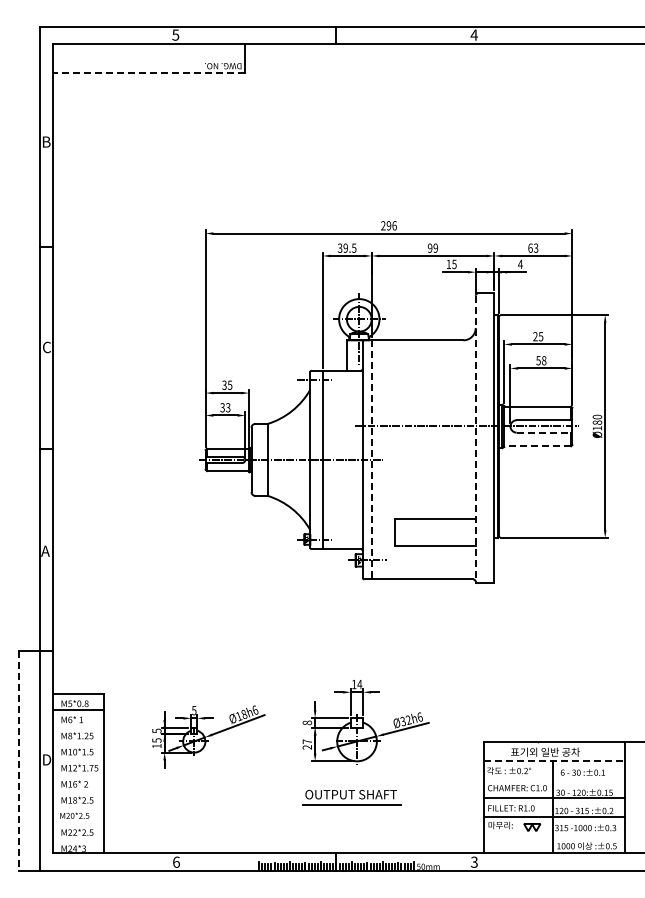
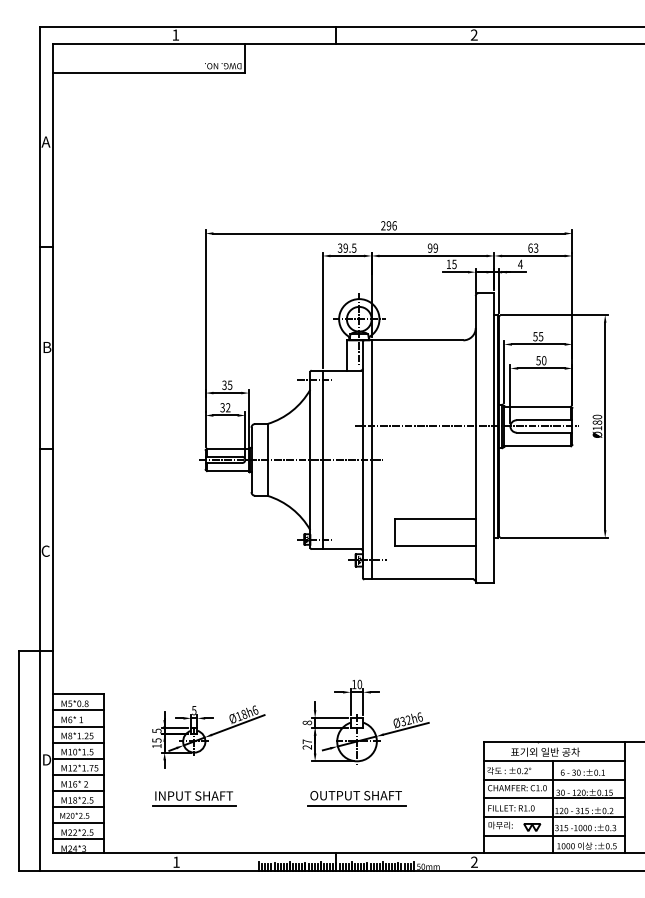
text: 5 -> 1 (175, 34)
text: 4 -> 2 (473, 34)
line: dashed -> solid (149, 73)
text: B -> A (45, 141)
text: 25 -> 55 (535, 336)
text: C -> B (47, 347)
text: 58 -> 50 (544, 360)
text: 33 -> 32 (228, 408)
line: dashed -> solid (544, 432)
line: dashed -> solid (475, 438)
line: dashed -> solid (537, 446)
line: dashed -> solid (371, 459)
text: A -> C (45, 550)
text: 14 -> 10 (359, 684)
line: none -> present (78, 726)
line: none -> present (78, 742)
line: none -> present (78, 758)
line: dashed -> solid (554, 760)
line: dashed -> solid (19, 761)
line: none -> present (78, 774)
line: none -> present (554, 779)
line: none -> present (78, 791)
part position: (351, 797) -> (356, 798) (356, 798)
part: none -> present (194, 798)
line: none -> present (78, 807)
line: none -> present (78, 823)
line: none -> present (554, 835)
line: none -> present (78, 839)
text: 6 -> 1 (176, 861)
text: 3 -> 2 (474, 862)
